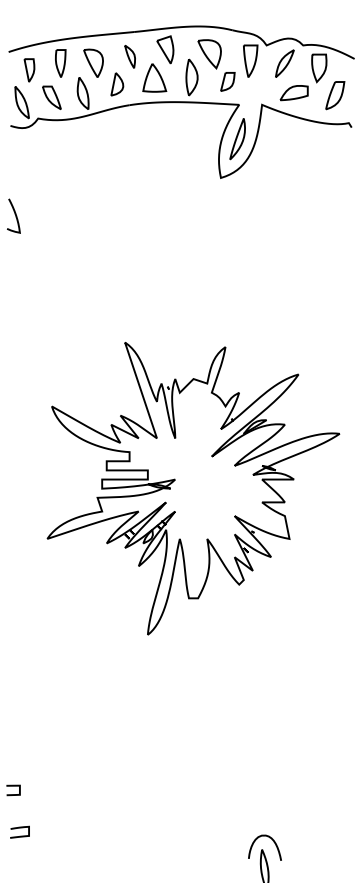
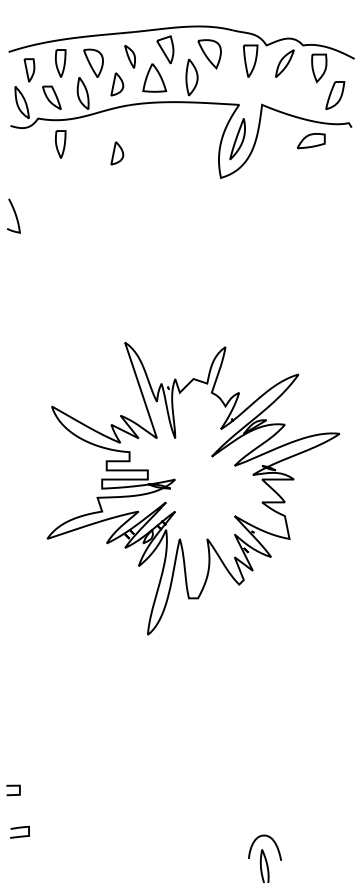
part: present -> none (227, 81)
part position: (293, 93) -> (310, 141) (310, 141)
part: none -> present (60, 144)
part: none -> present (117, 153)
